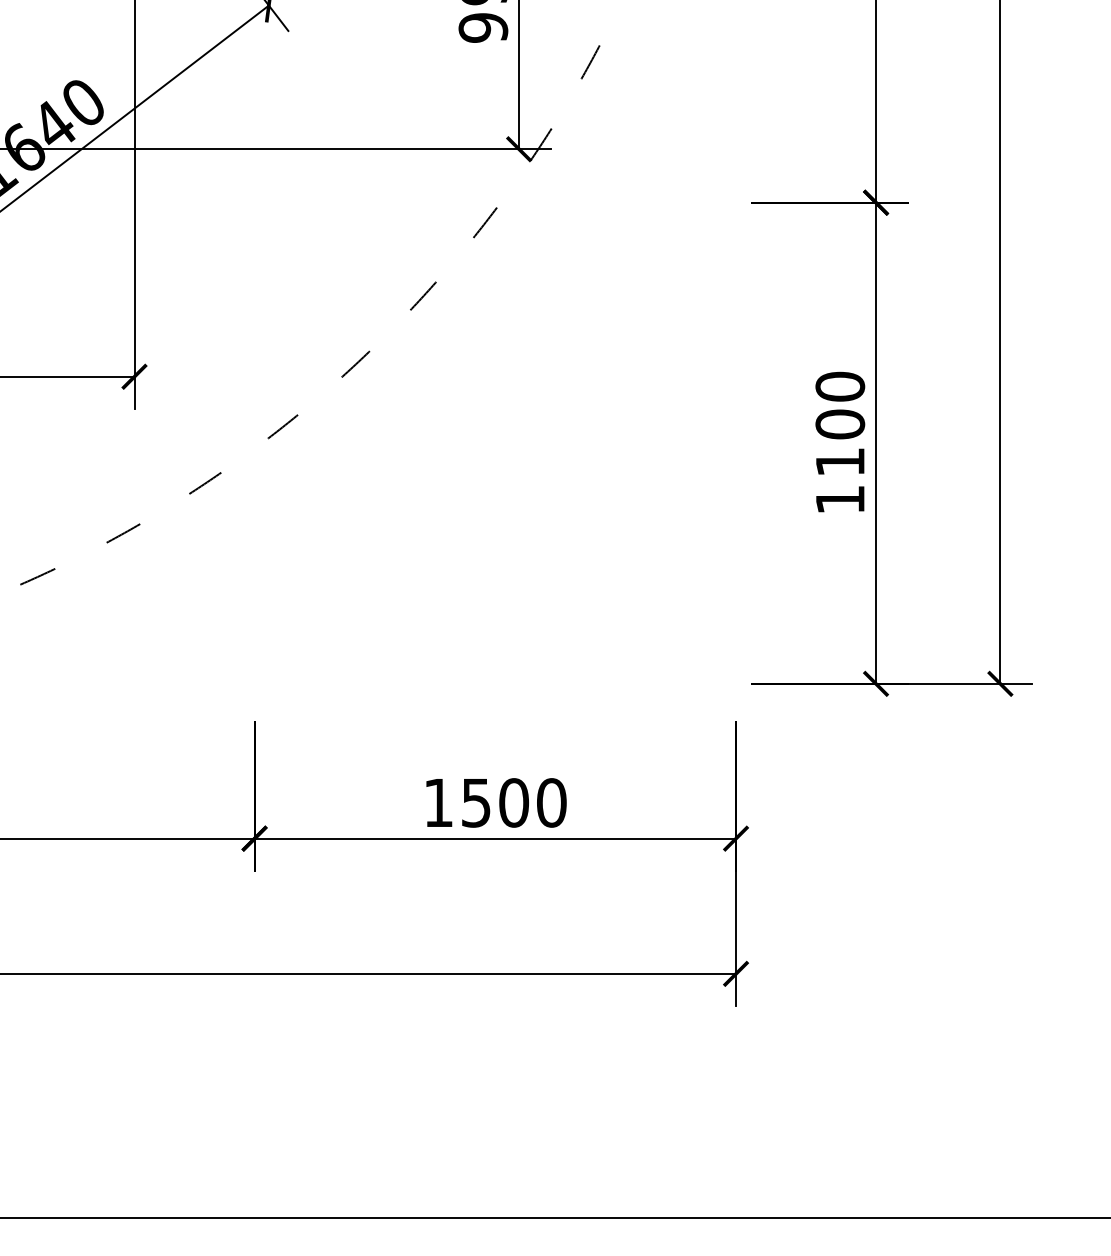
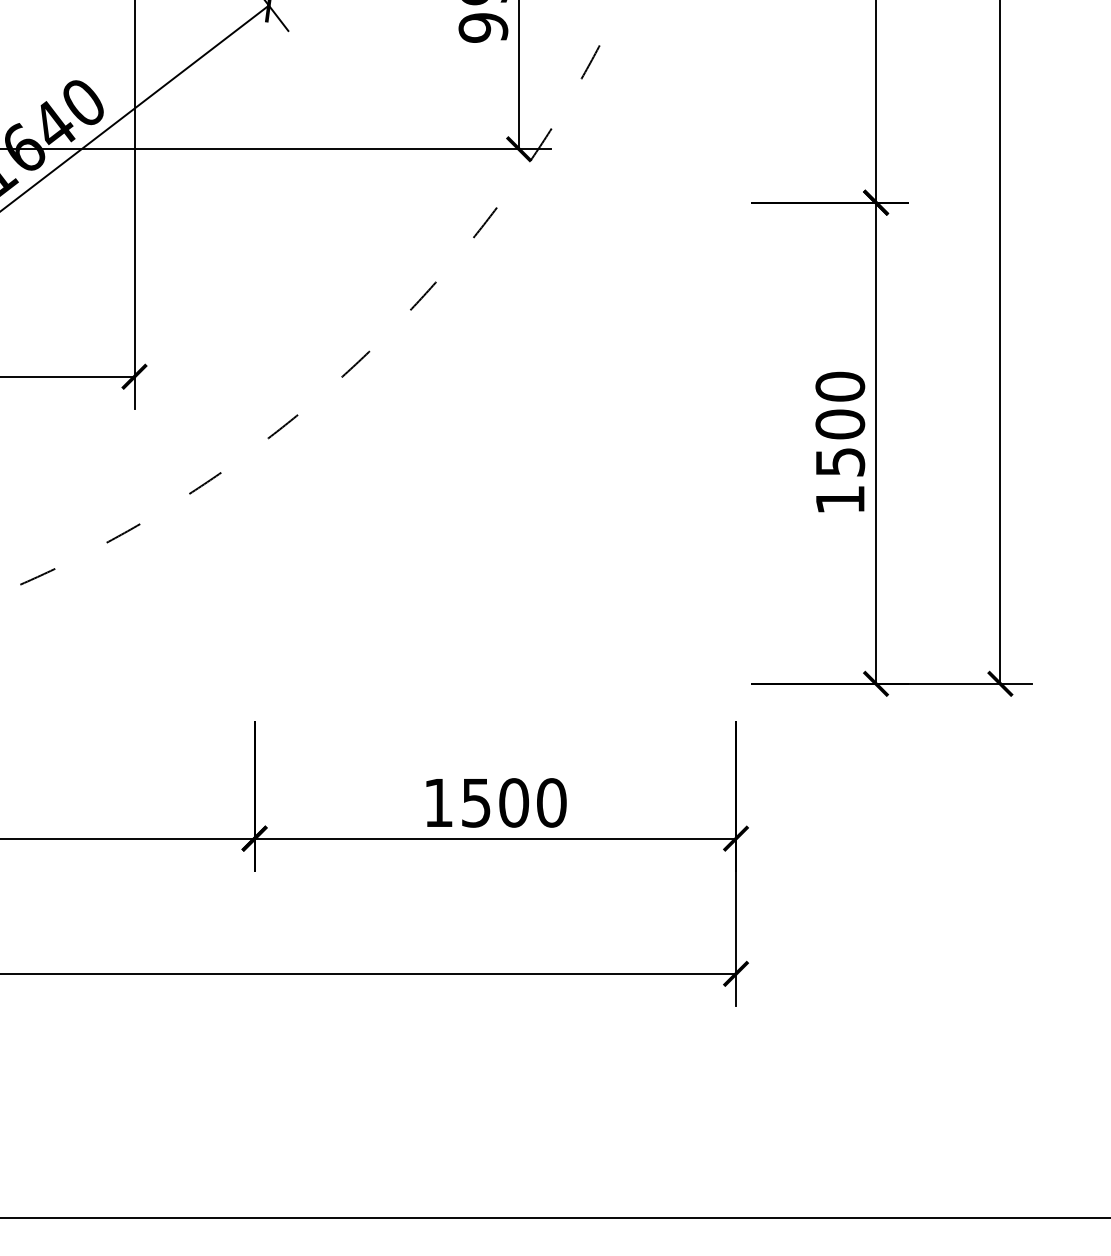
text: 1100 -> 1500 (840, 462)
